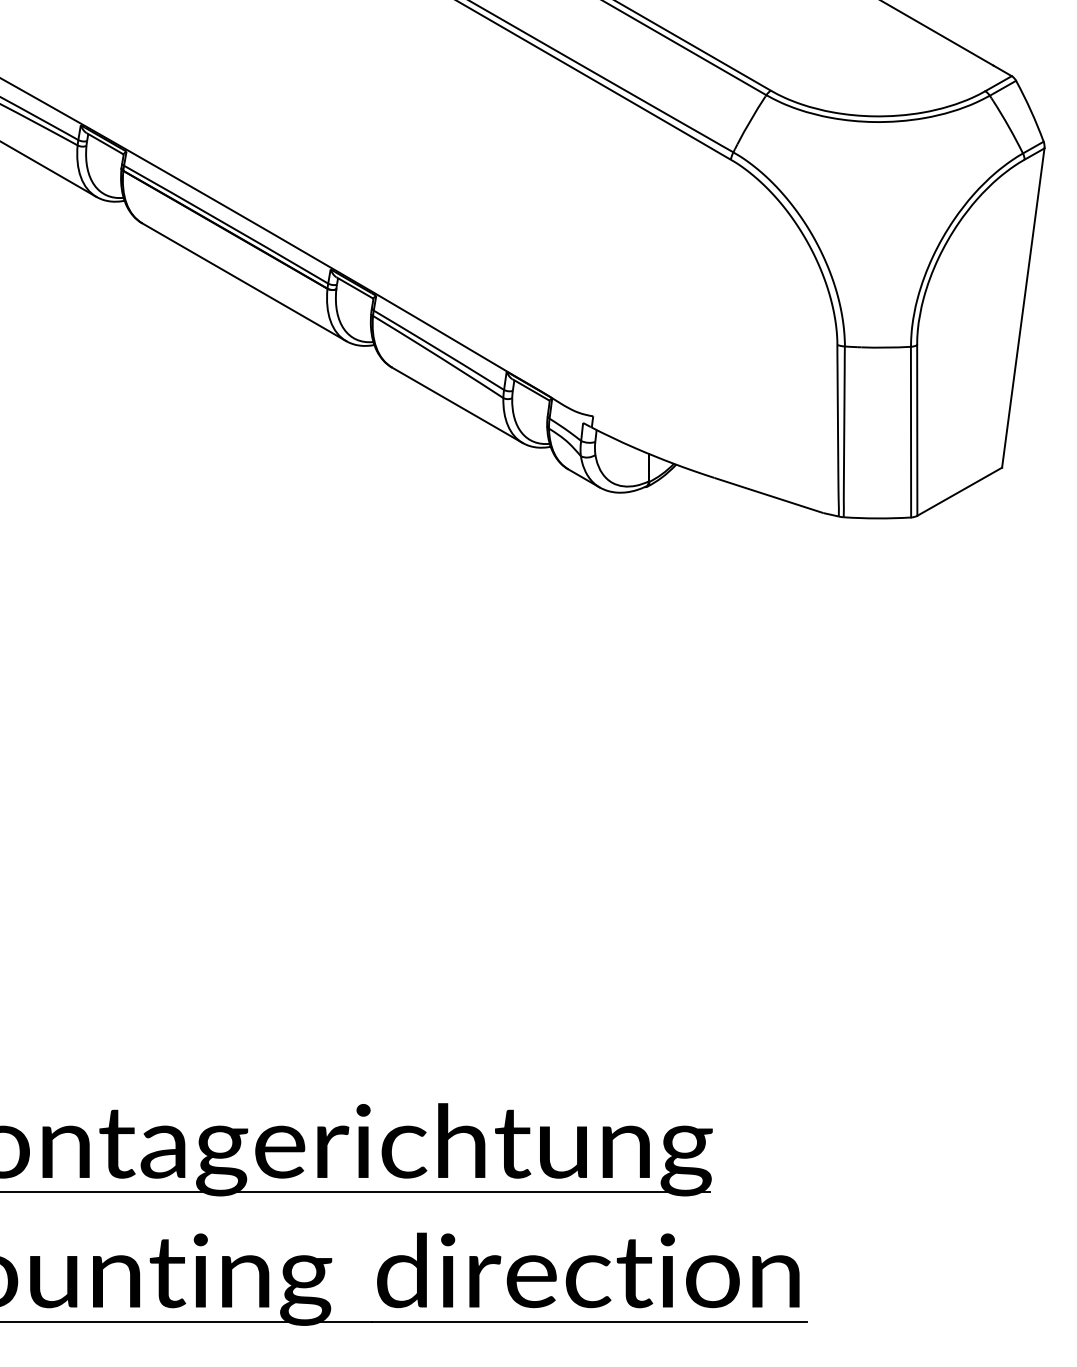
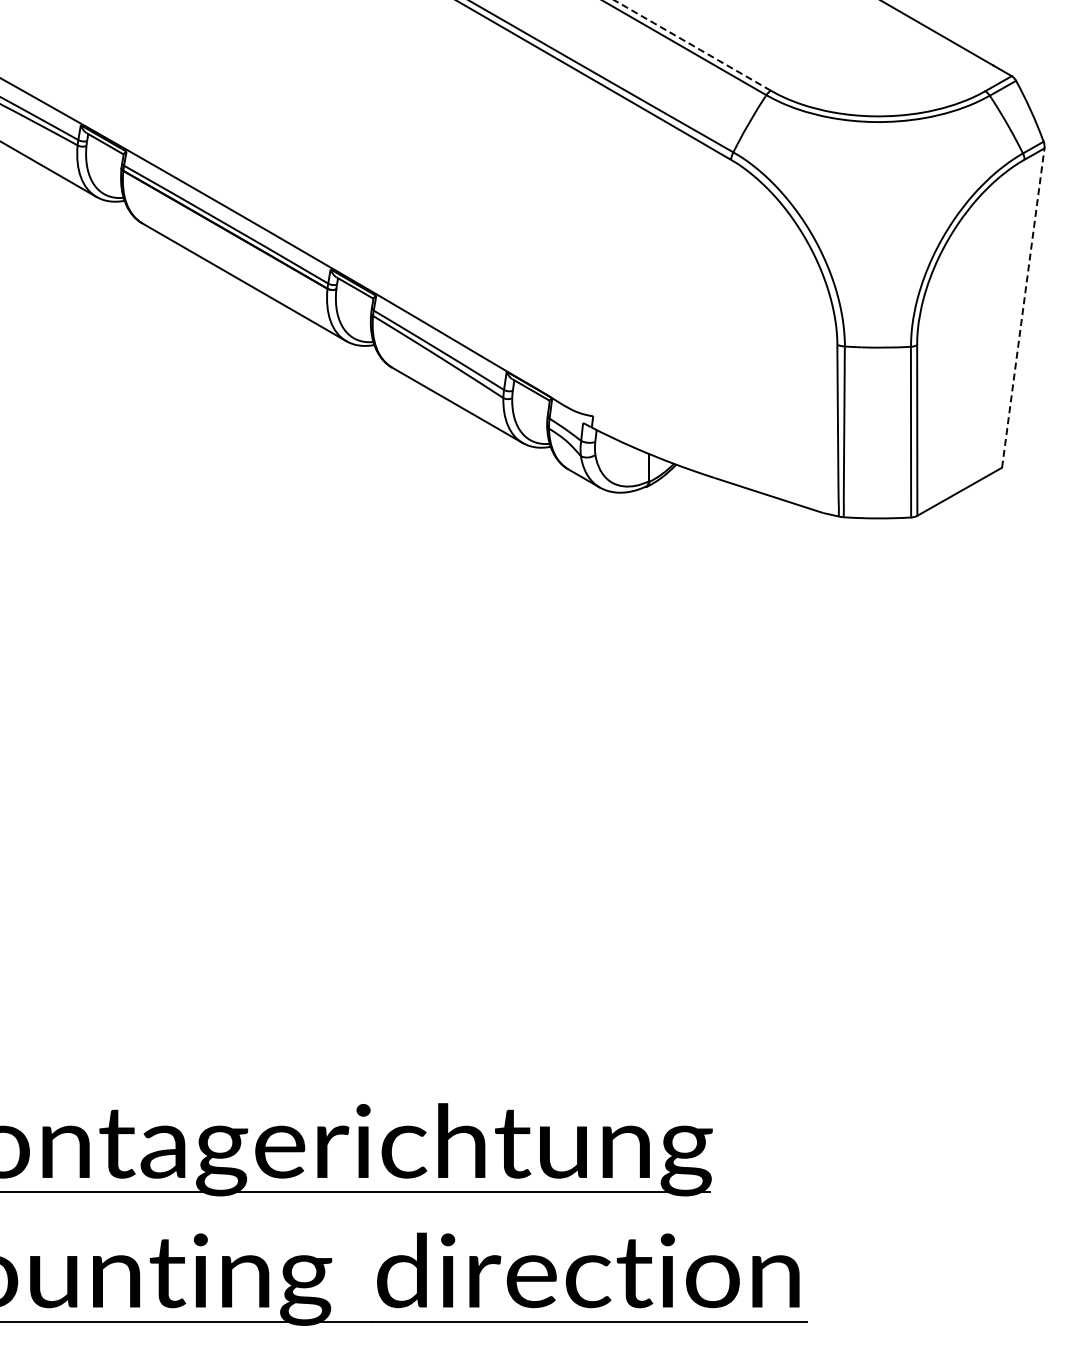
line: solid -> dashed (692, 45)
line: solid -> dashed (1023, 307)
